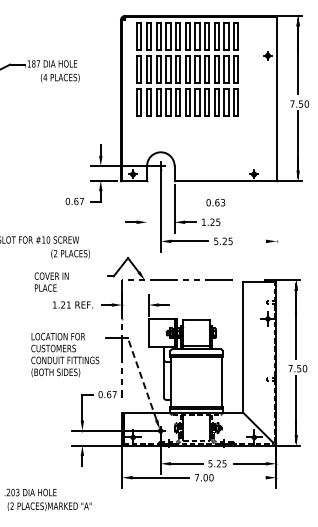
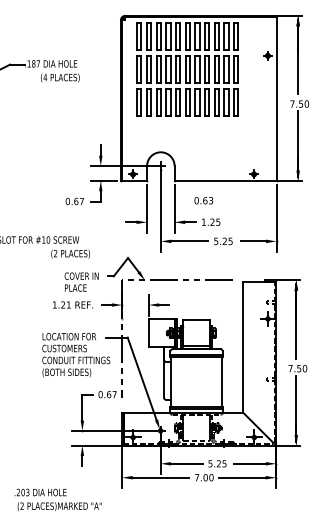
text position: (215, 202) -> (203, 200) (203, 200)
line: none -> present (147, 208)
line: none -> present (276, 217)
line: none -> present (252, 241)
text position: (51, 281) -> (81, 281) (81, 281)
text position: (65, 355) -> (76, 355) (76, 355)
line: dashed -> solid (142, 378)
line: none -> present (242, 477)
text position: (47, 499) -> (57, 499) (57, 499)
